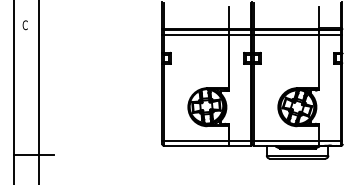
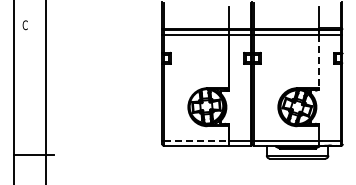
line: solid -> dashed (319, 62)
line position: (39, 91) -> (46, 91) (46, 91)
line: solid -> dashed (196, 140)
